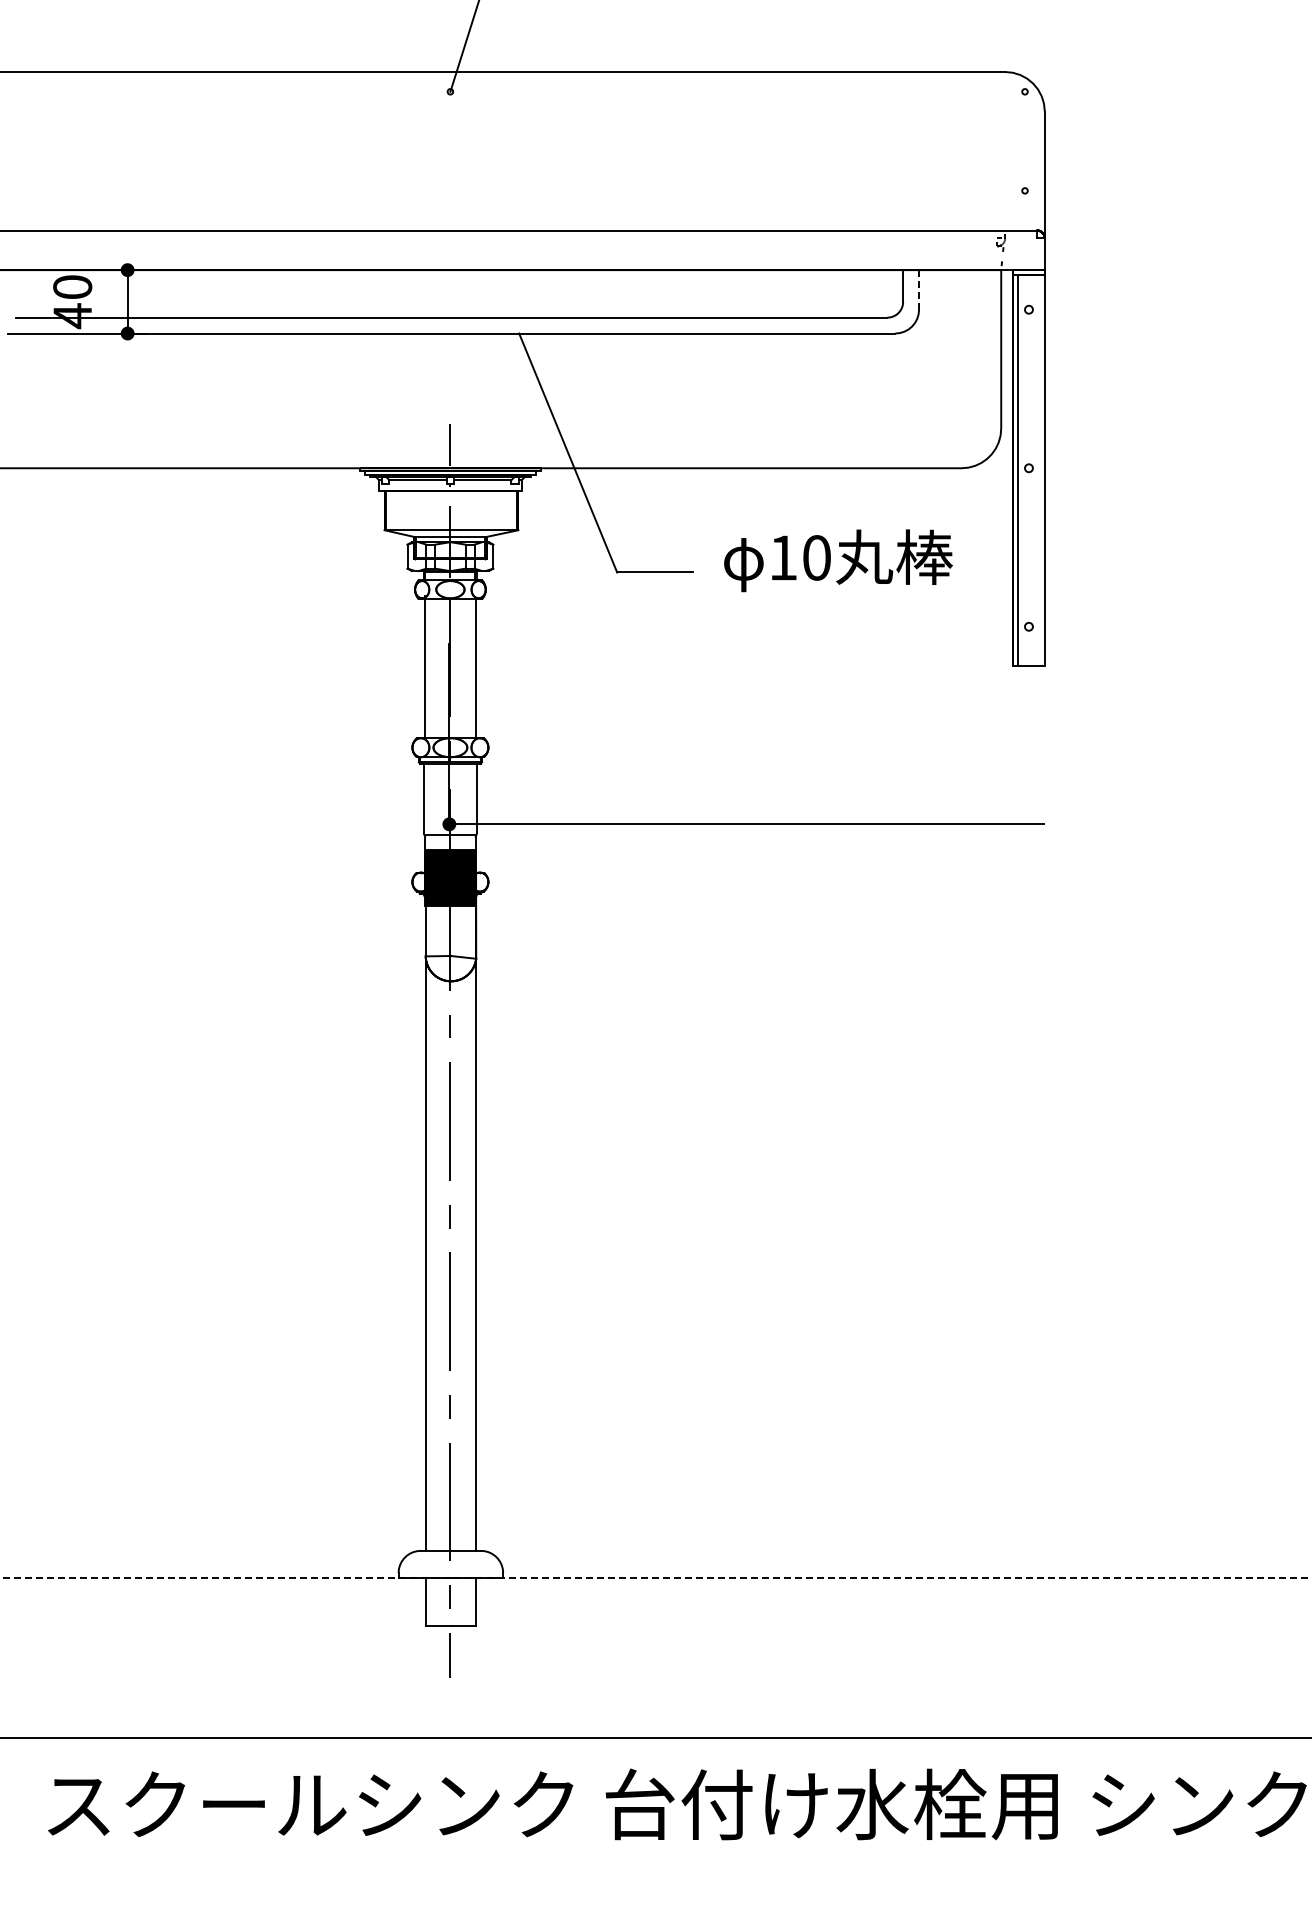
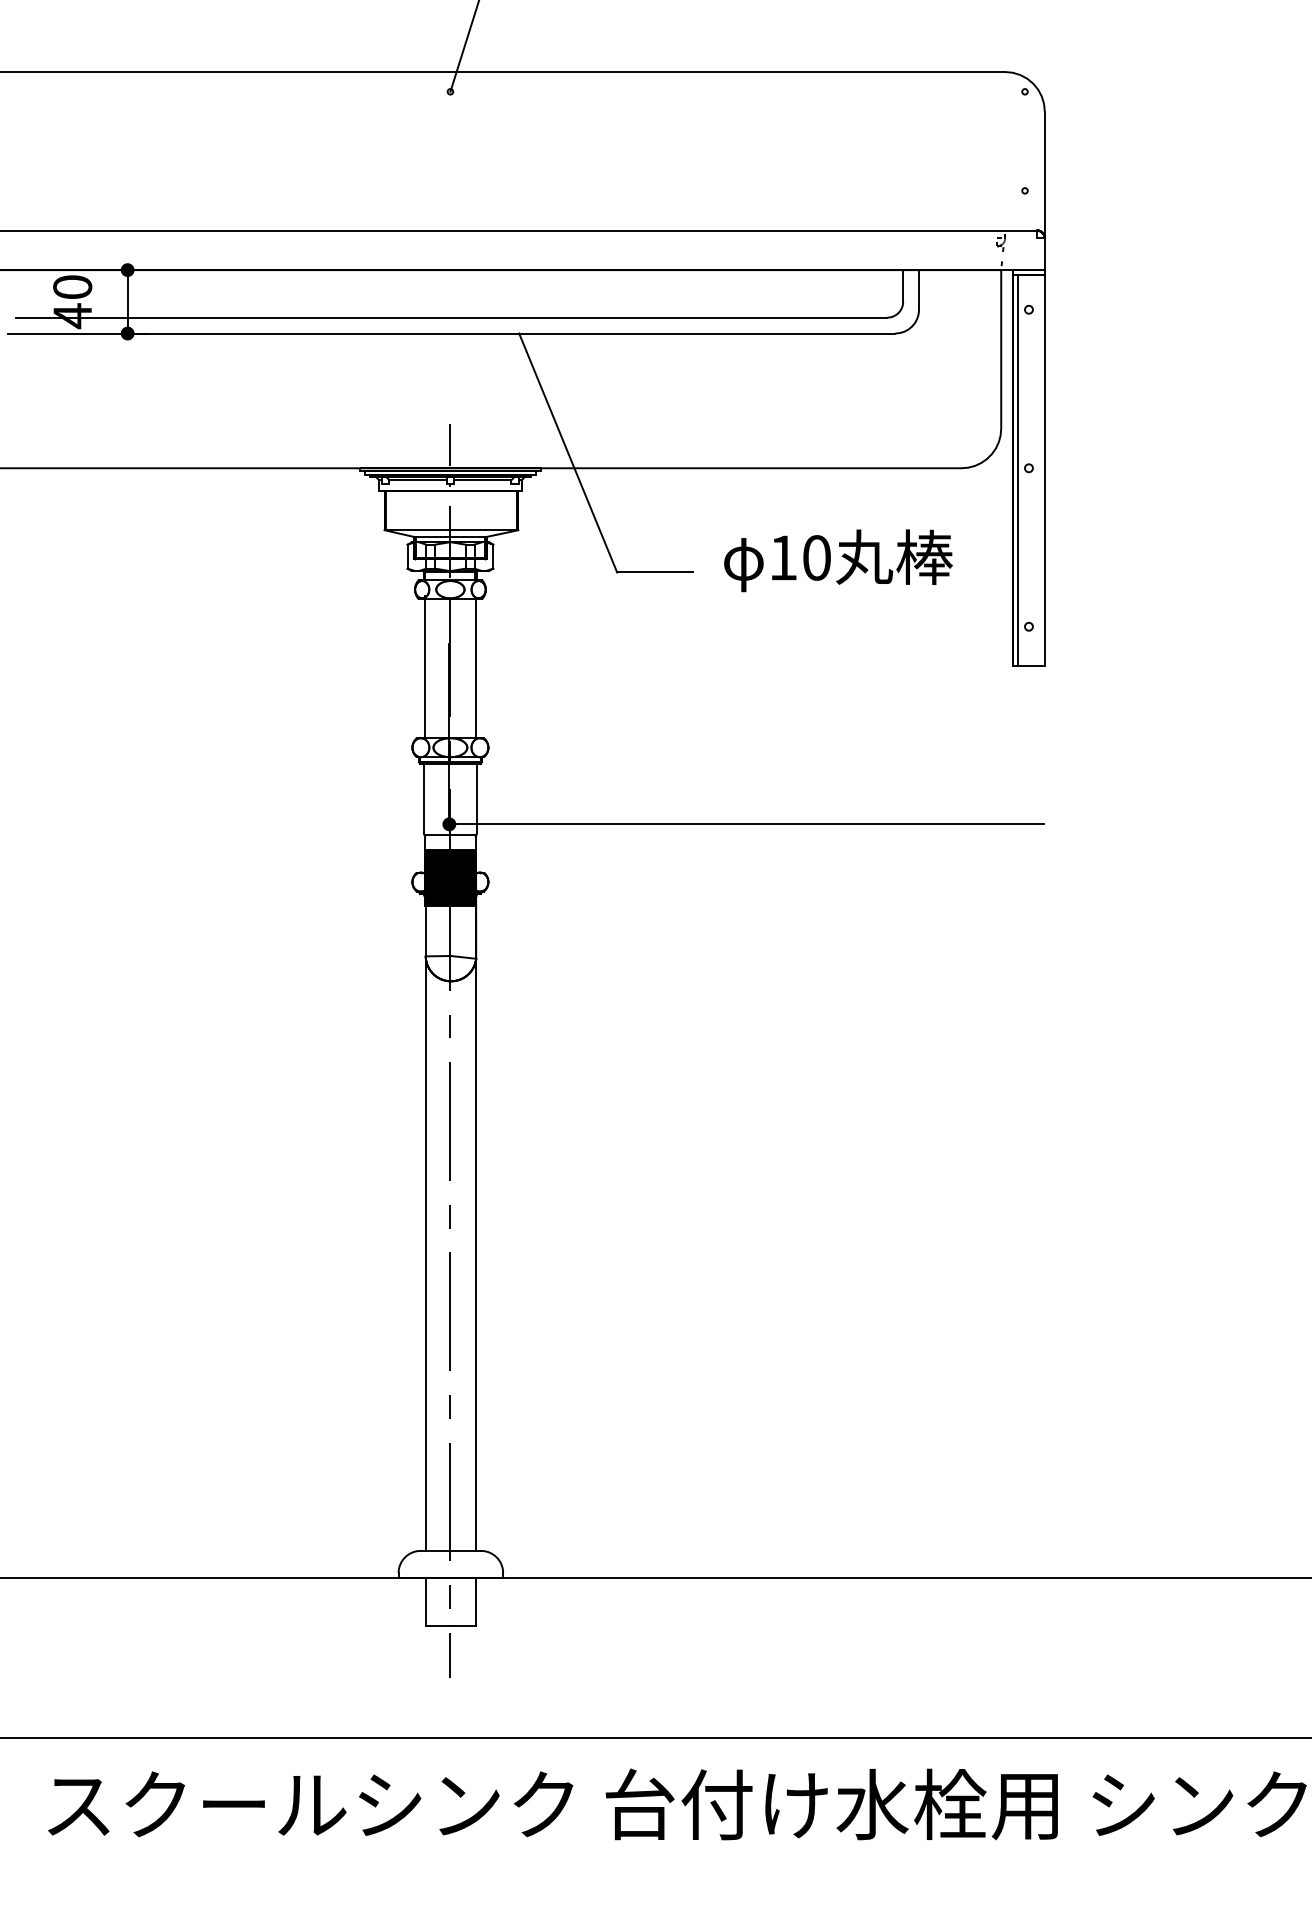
line: dashed -> solid (919, 289)
line: dashed -> solid (656, 1577)
